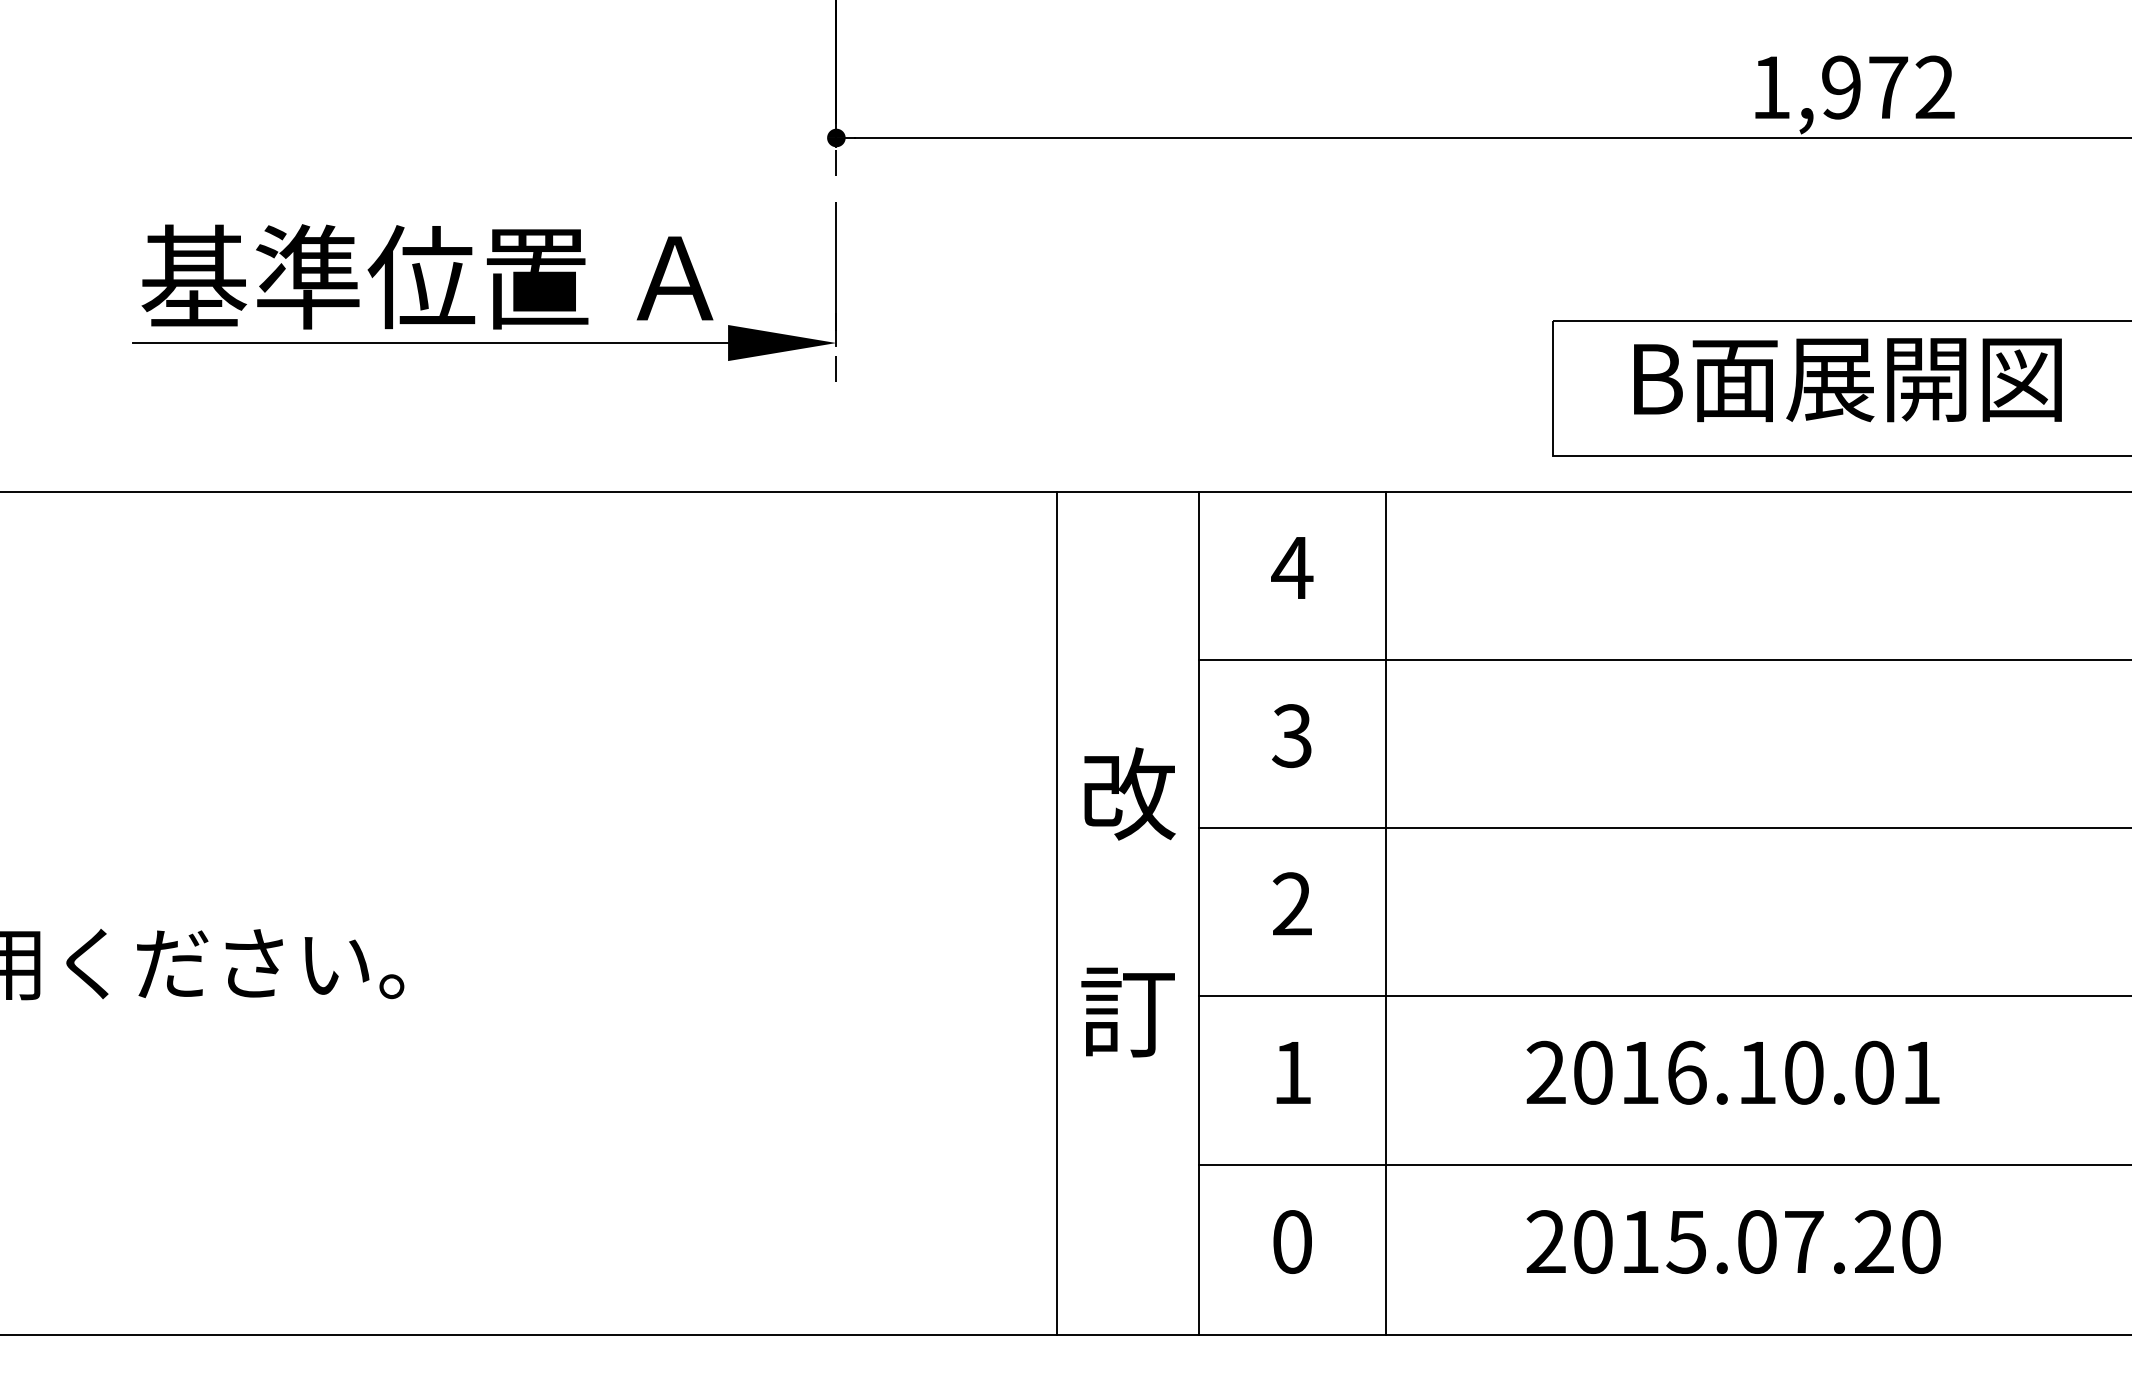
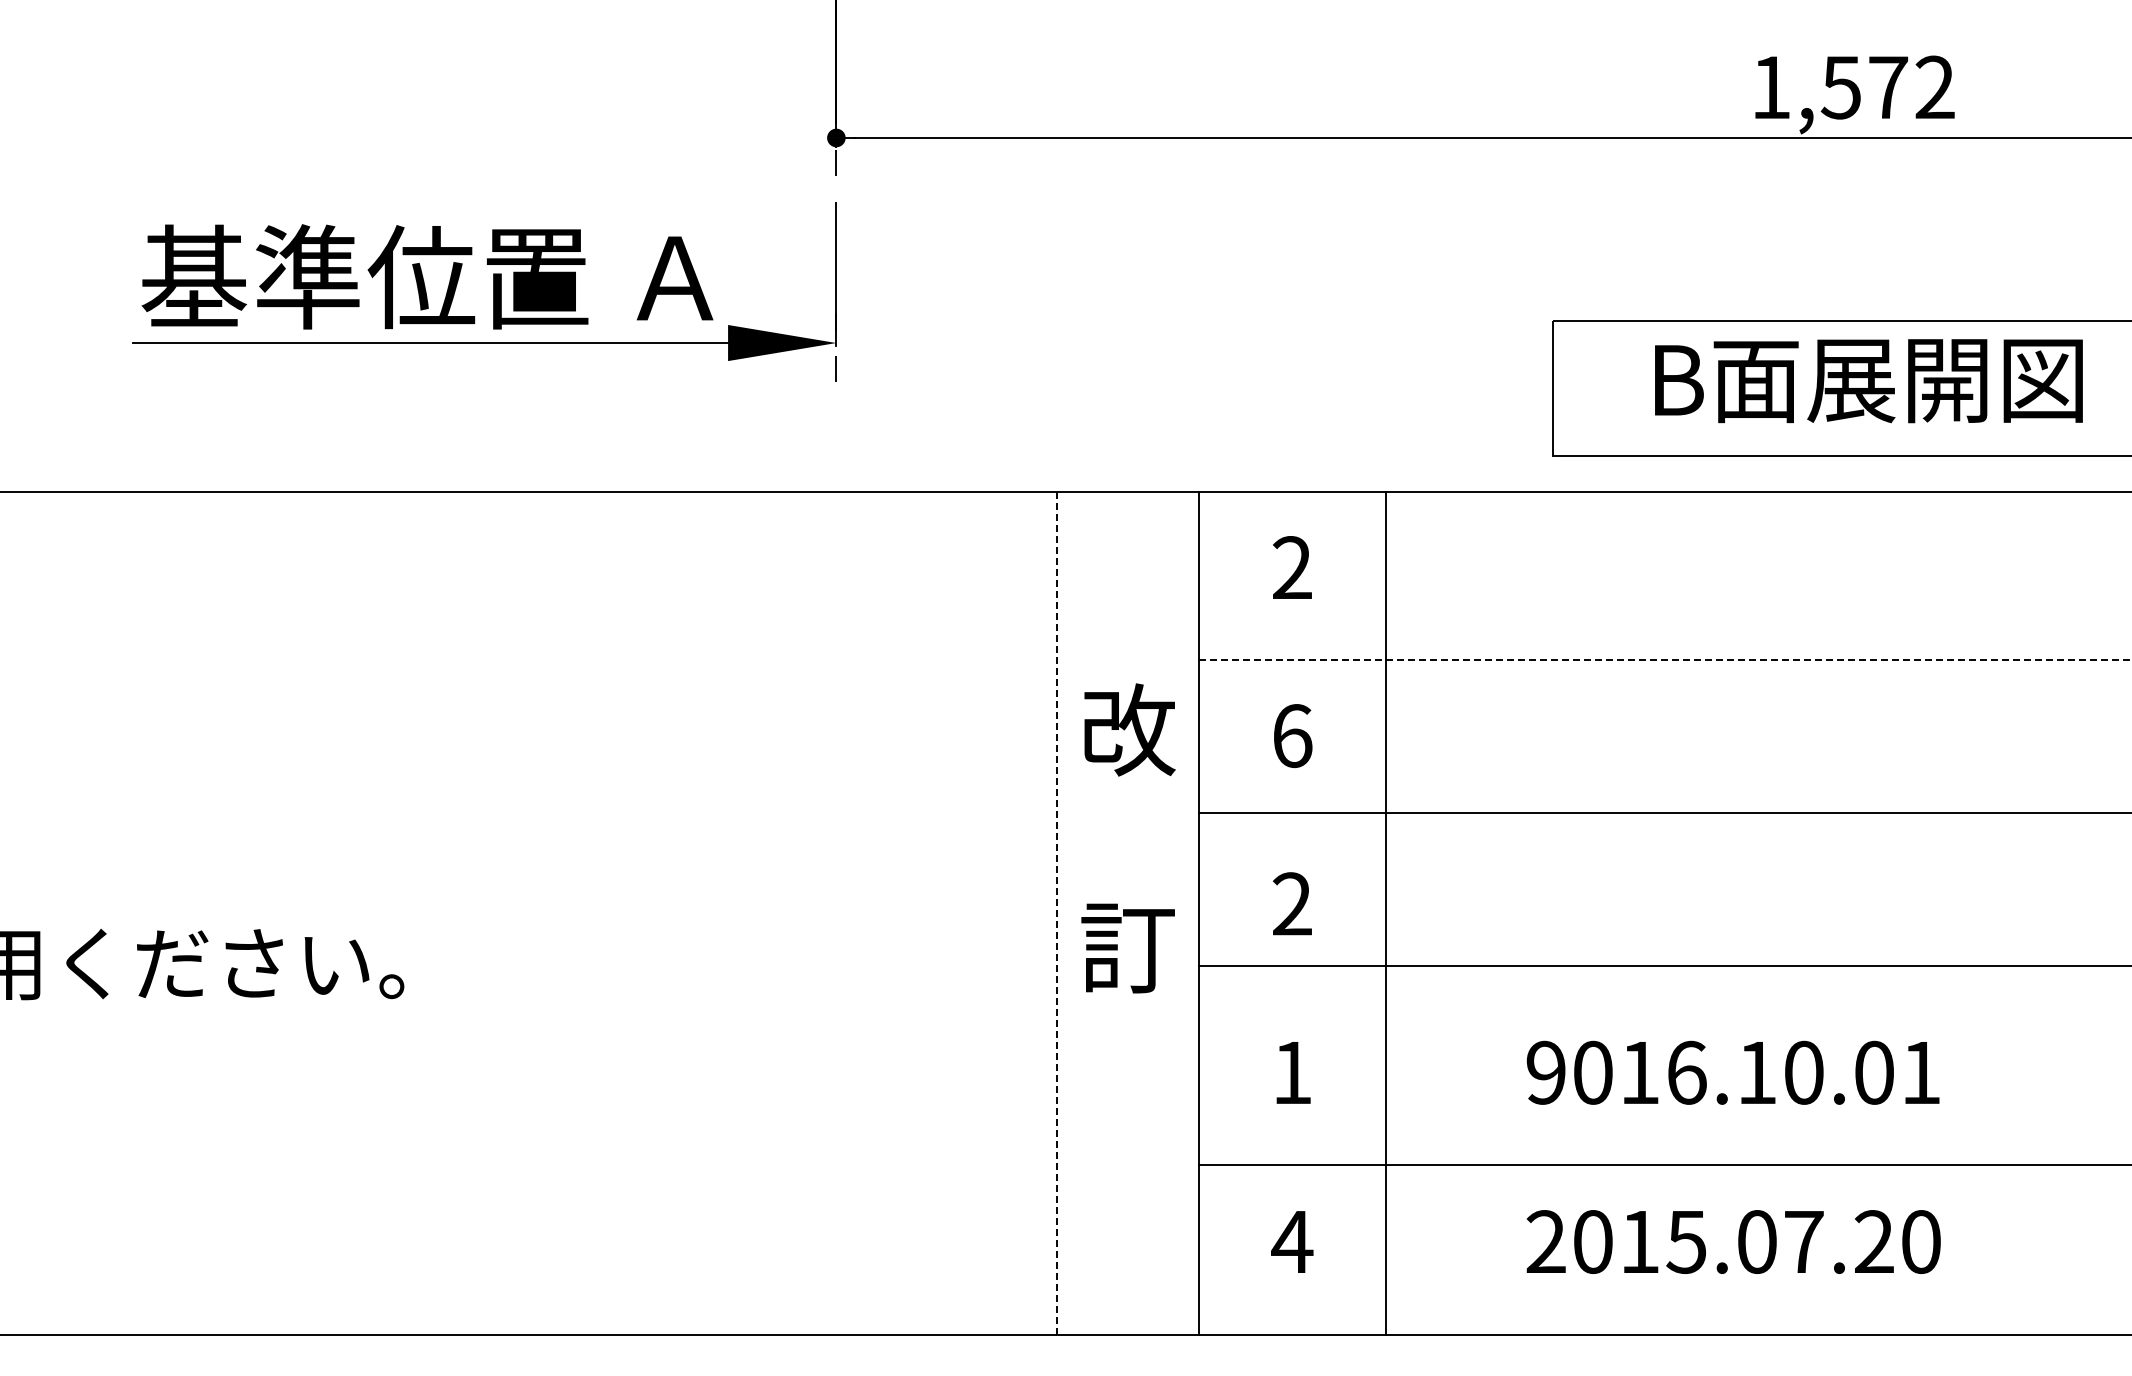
text: 1,972 -> 1,572 (1840, 87)
text position: (1847, 380) -> (1868, 381) (1868, 381)
text: 4 -> 2 (1292, 567)
line: solid -> dashed (1665, 660)
text: 3 -> 6 (1292, 736)
line position: (1663, 828) -> (1663, 813) (1663, 813)
text position: (1128, 902) -> (1128, 838) (1128, 838)
line: solid -> dashed (1056, 913)
line position: (1663, 996) -> (1663, 966) (1663, 966)
text: 2016.10.01 -> 9016.10.01 (1545, 1072)
text: 0 -> 4 (1292, 1241)
